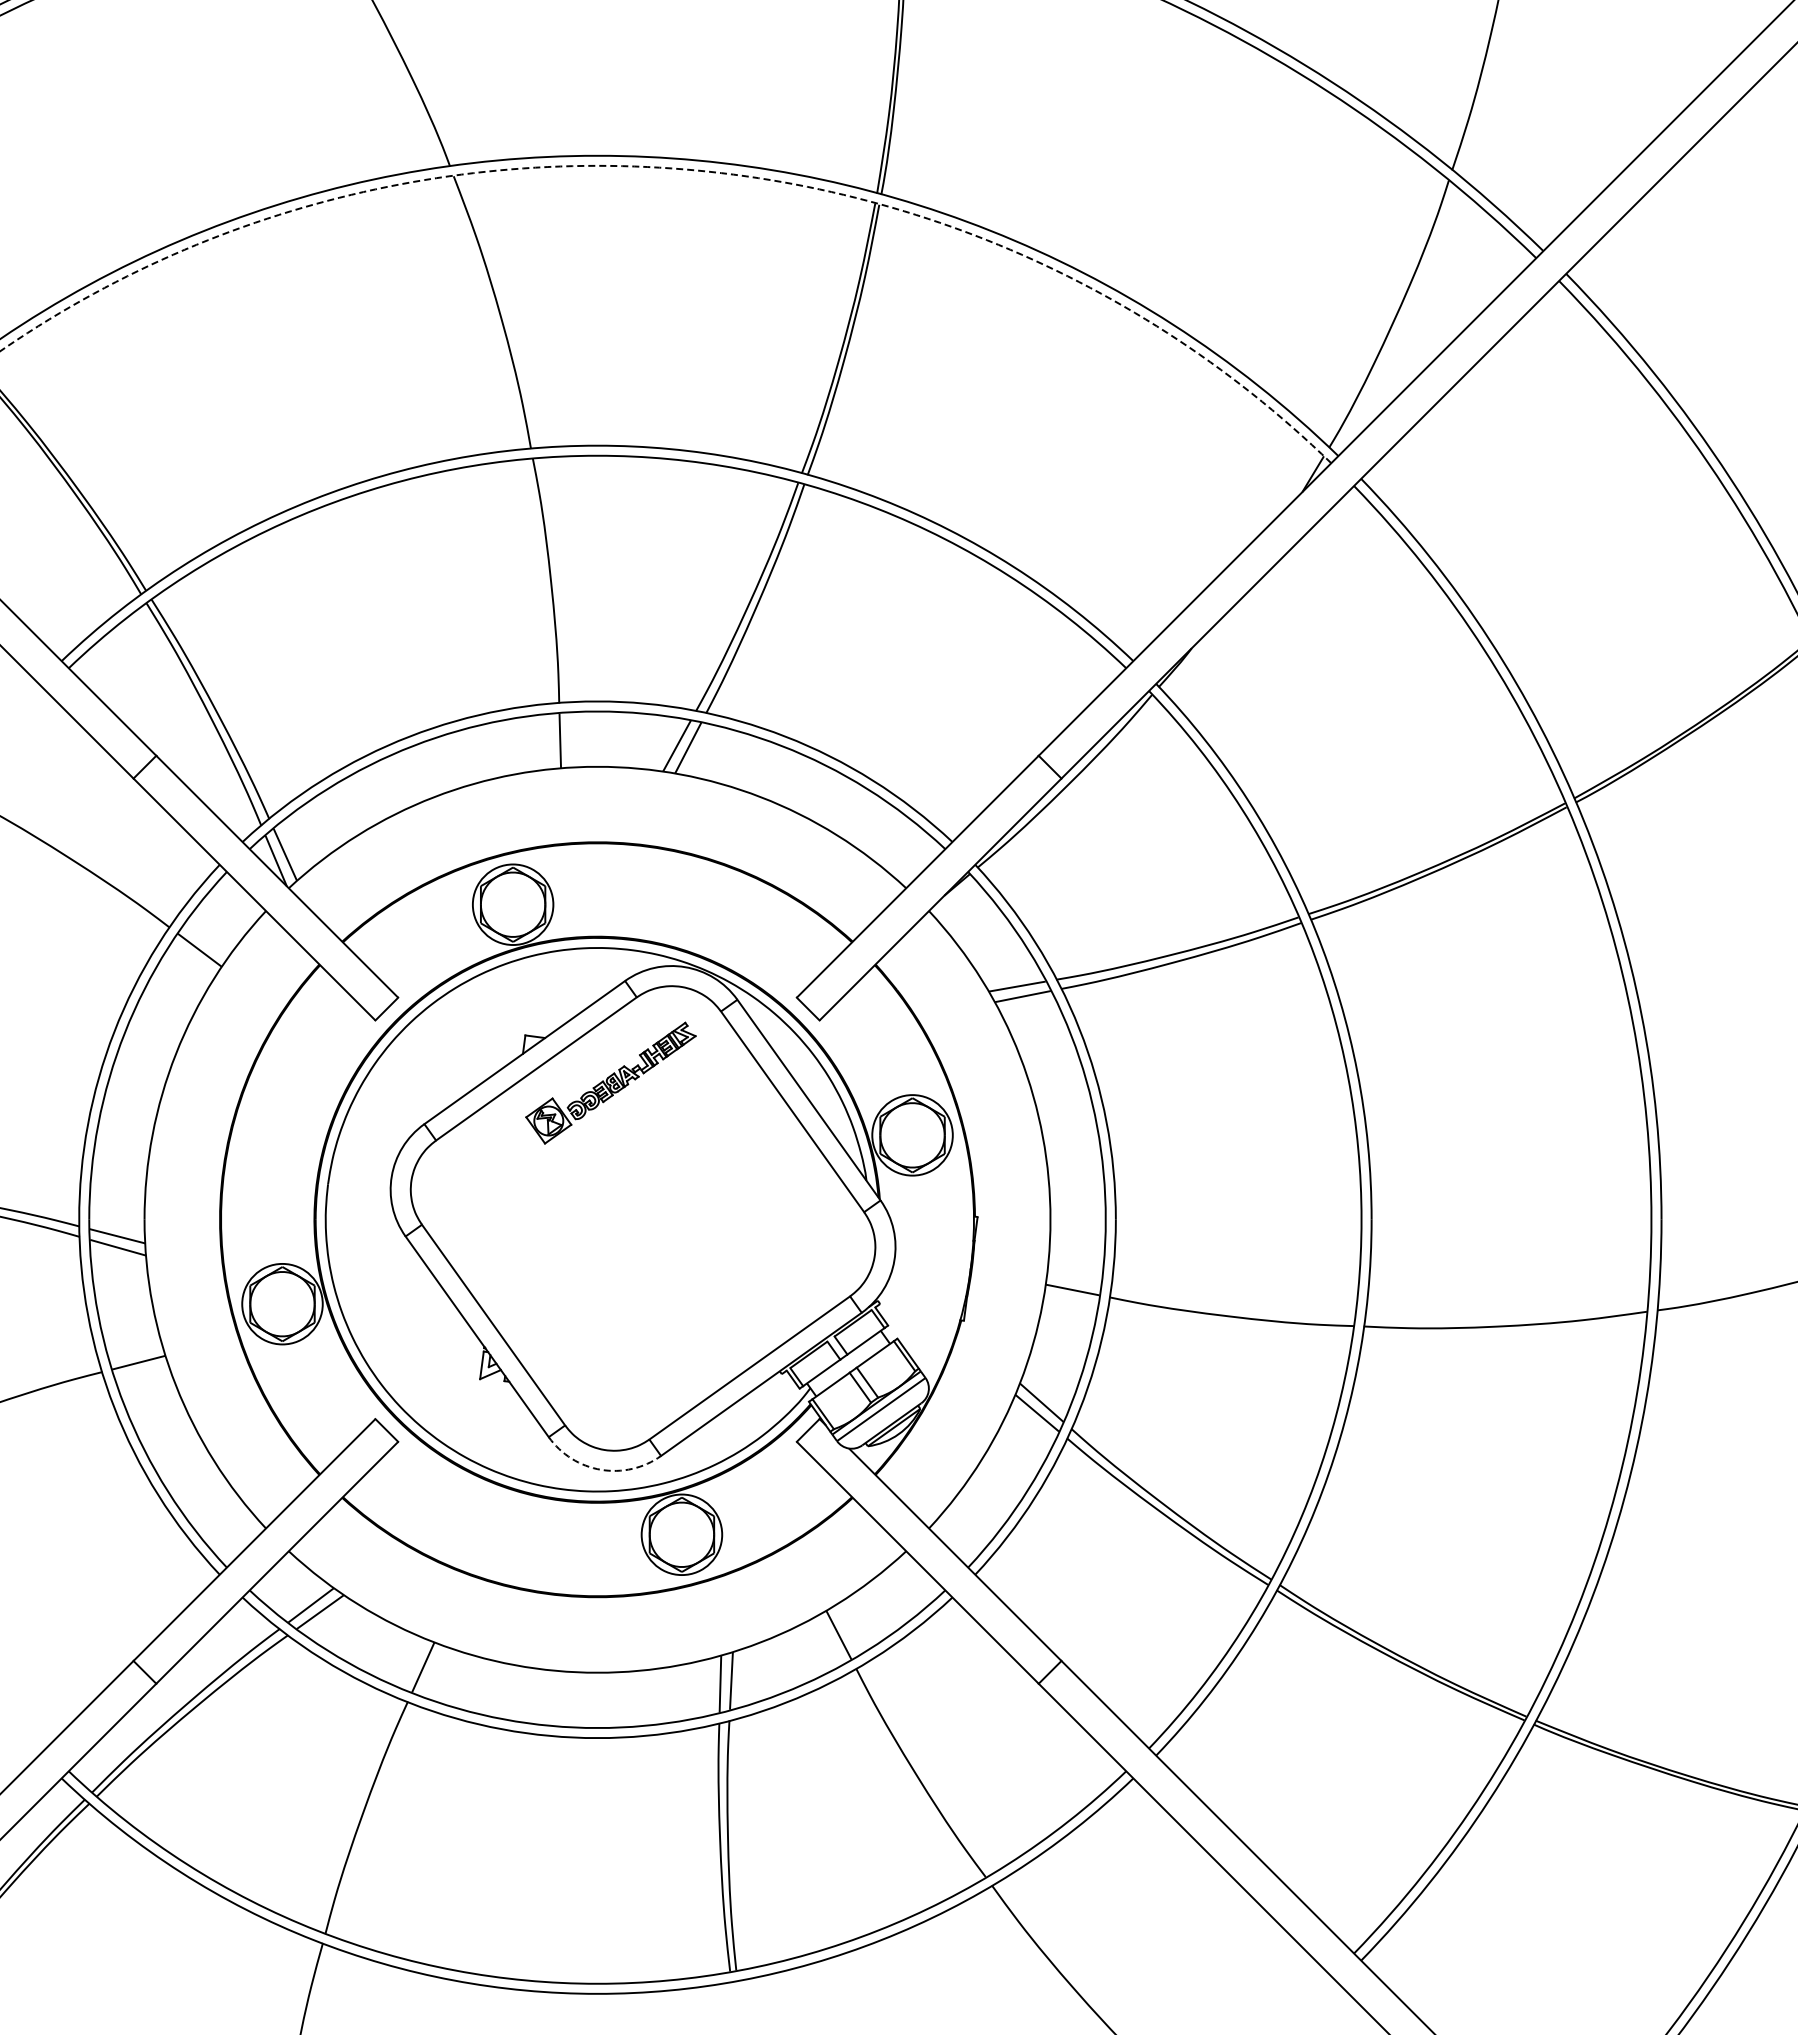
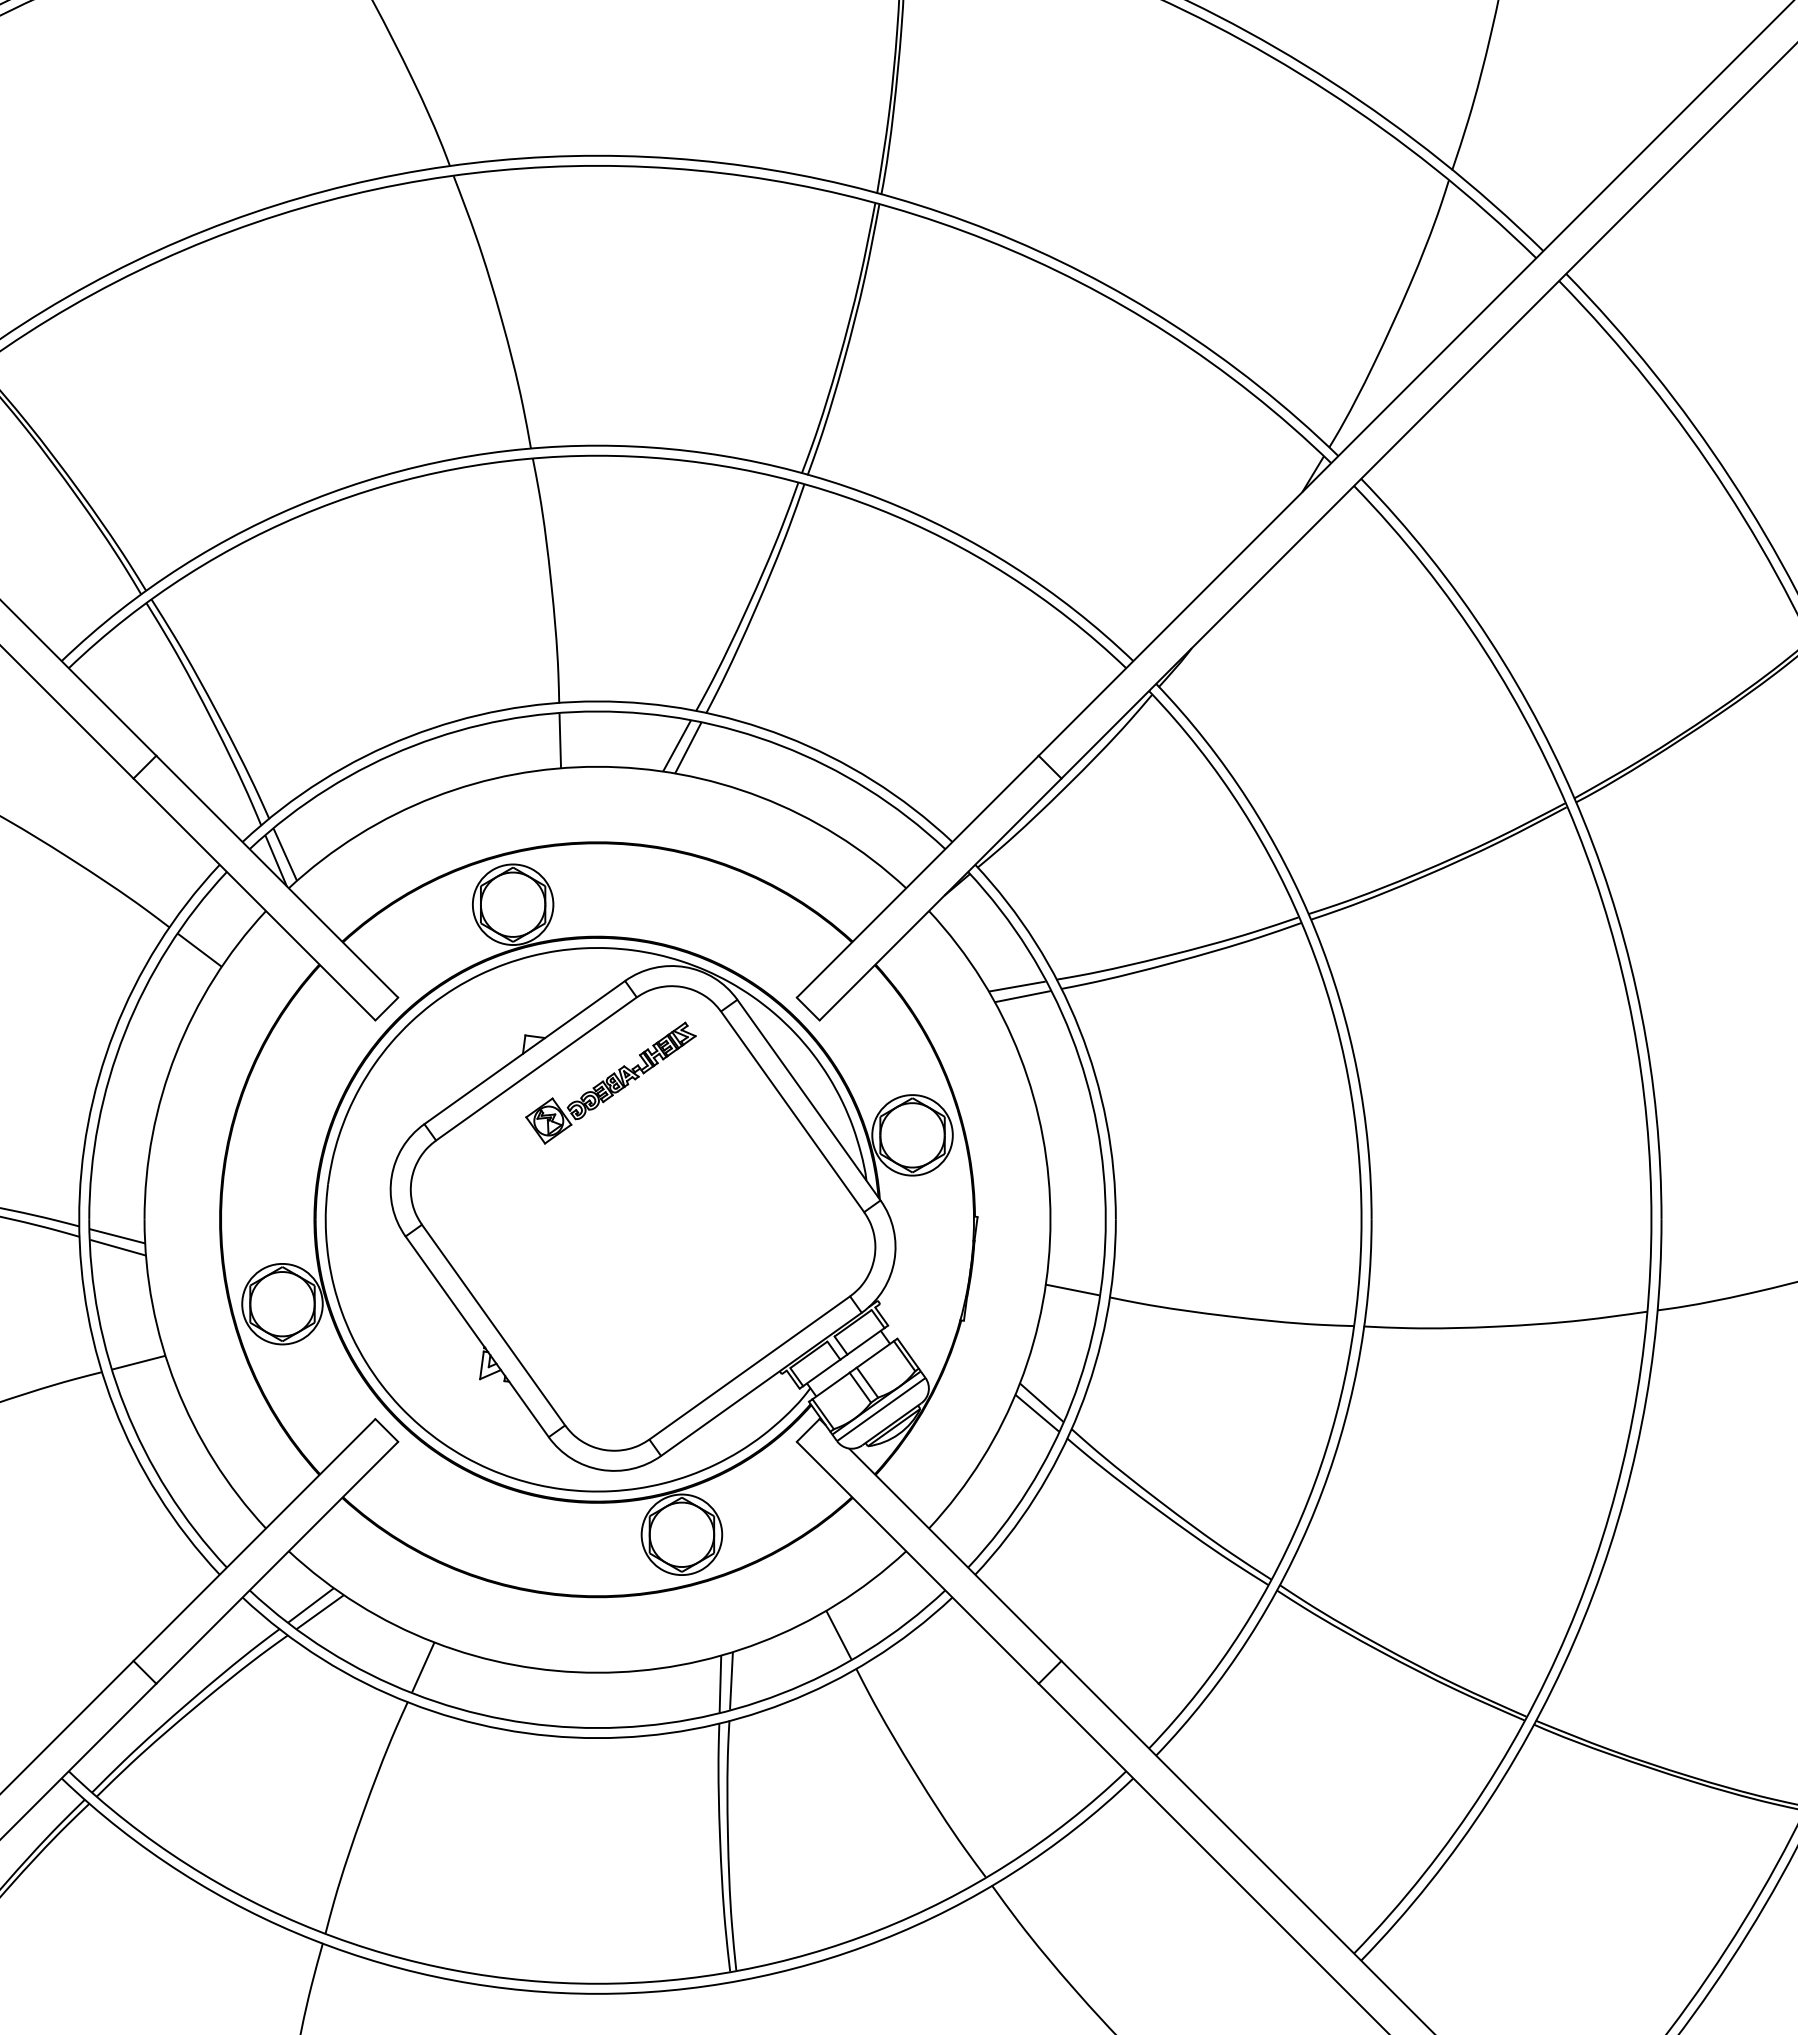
arc: dashed -> solid (685, 169)
arc: dashed -> solid (601, 1469)
